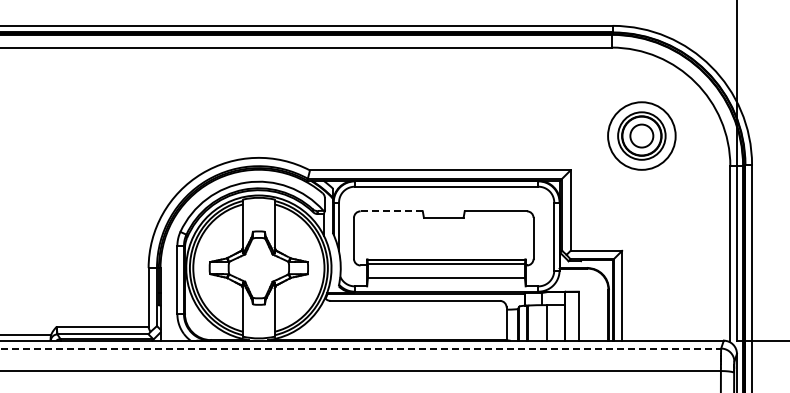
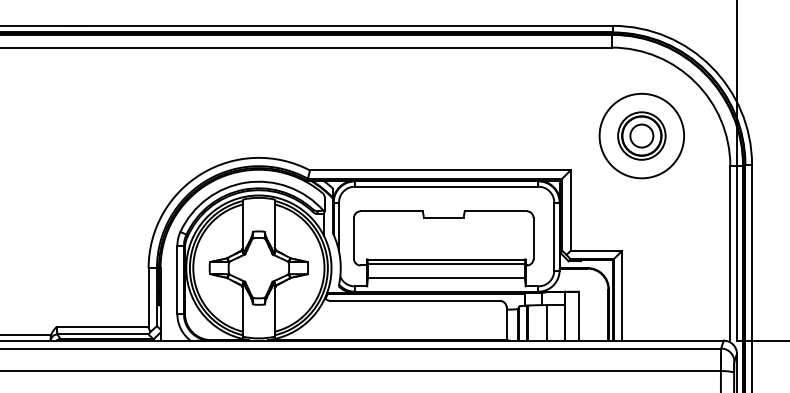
circle diameter: 68 px -> 85 px (641, 135)
line: dashed -> solid (392, 211)
line: dashed -> solid (361, 348)
